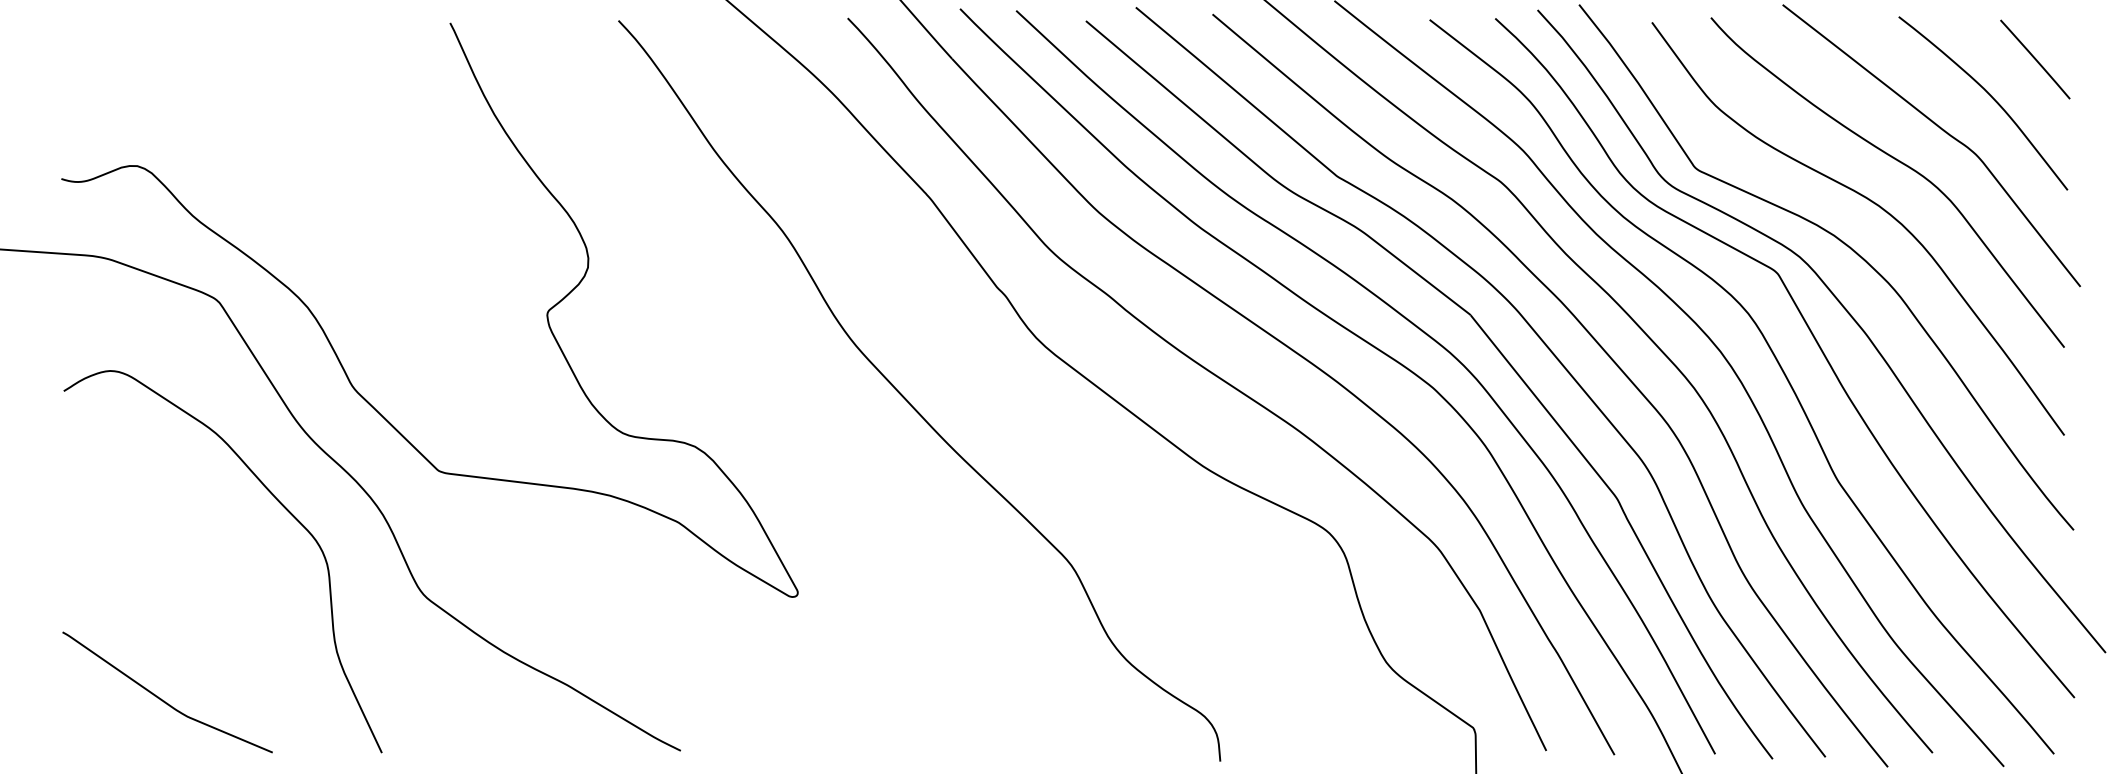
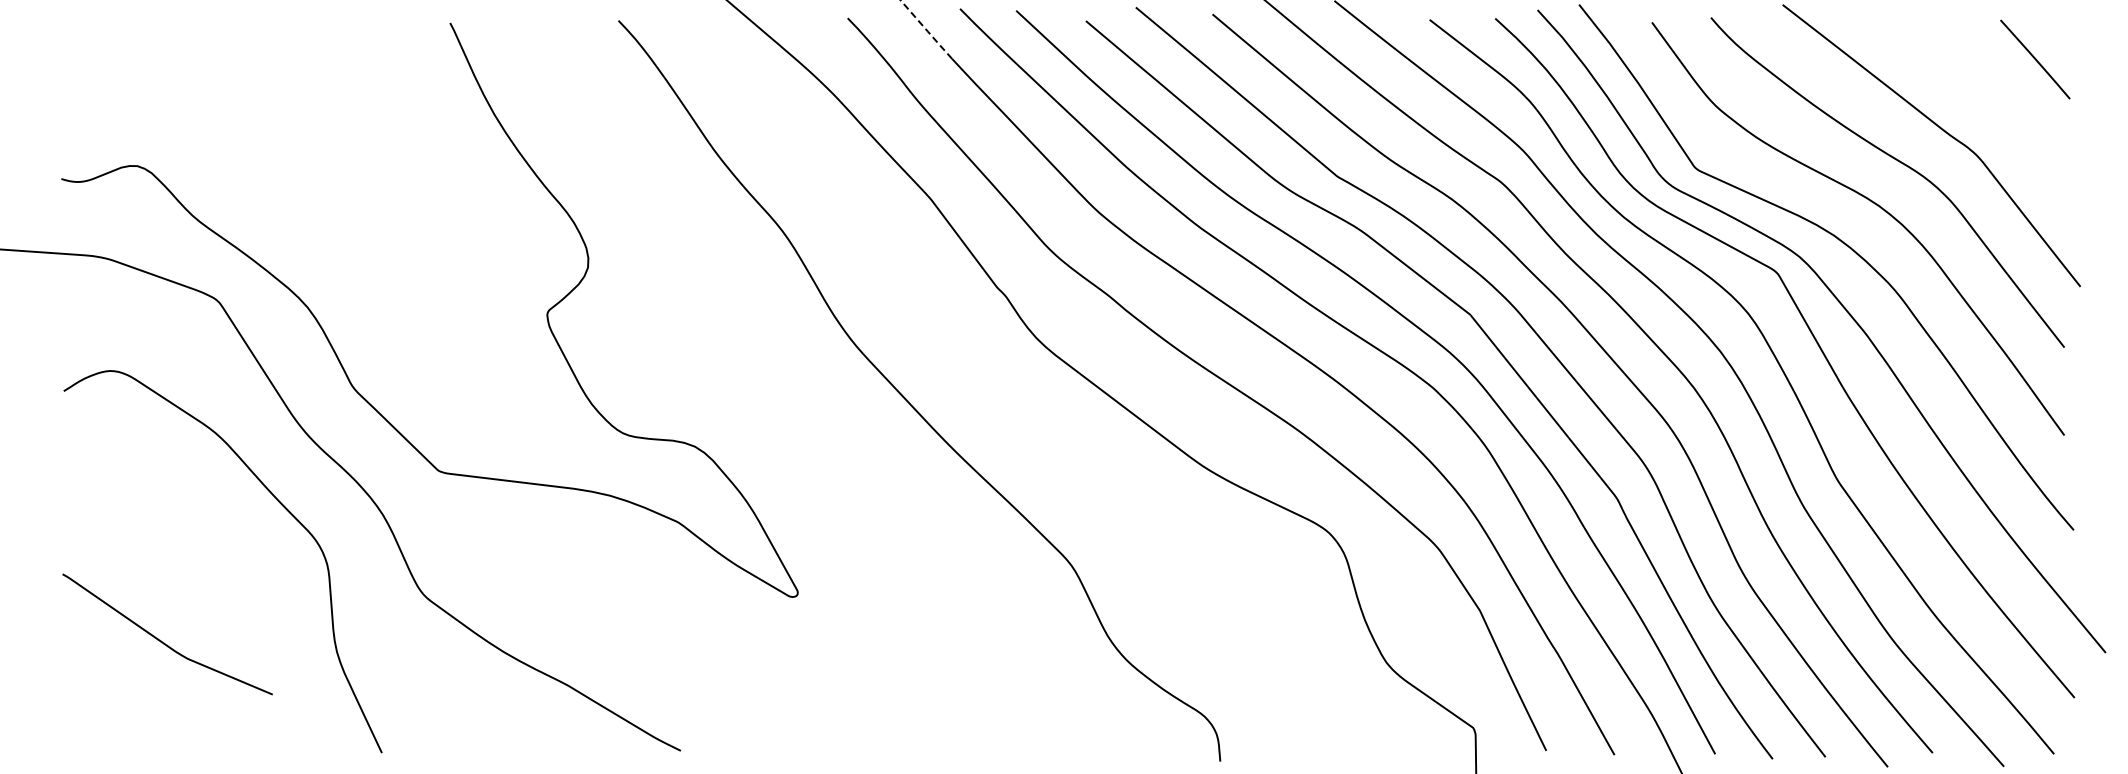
line: solid -> dashed (927, 30)
curve: present -> none (1990, 96)
curve position: (161, 698) -> (161, 640) (161, 640)
